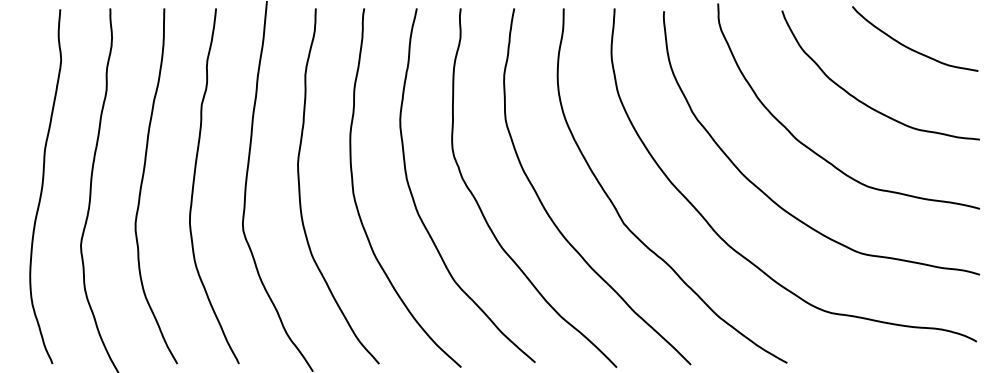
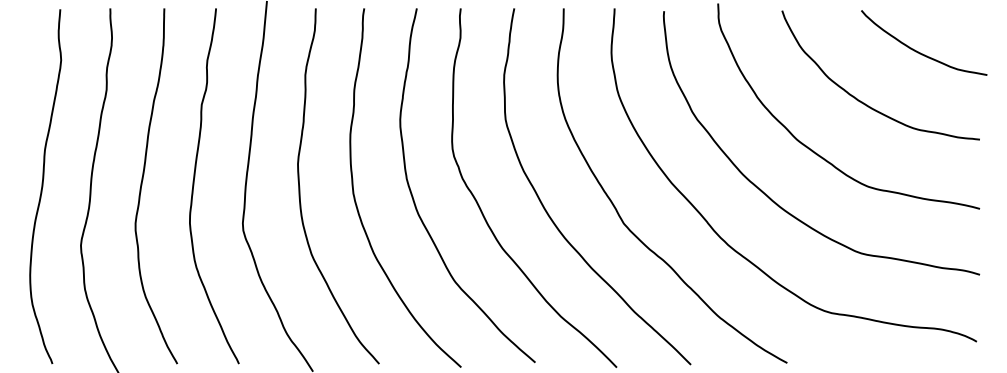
curve position: (911, 48) -> (920, 52) (920, 52)
